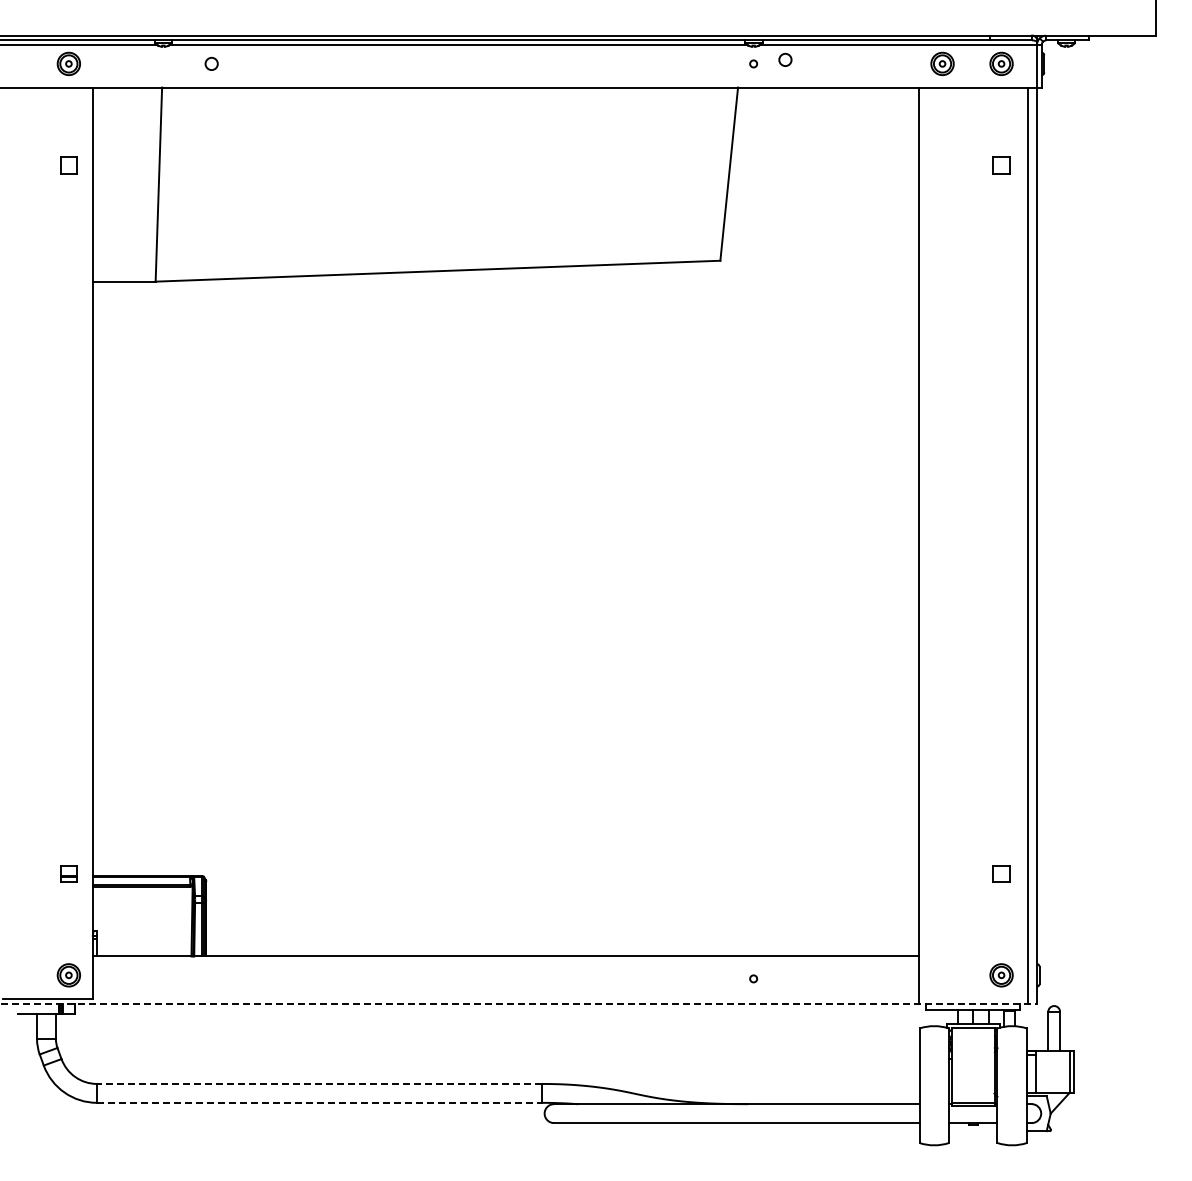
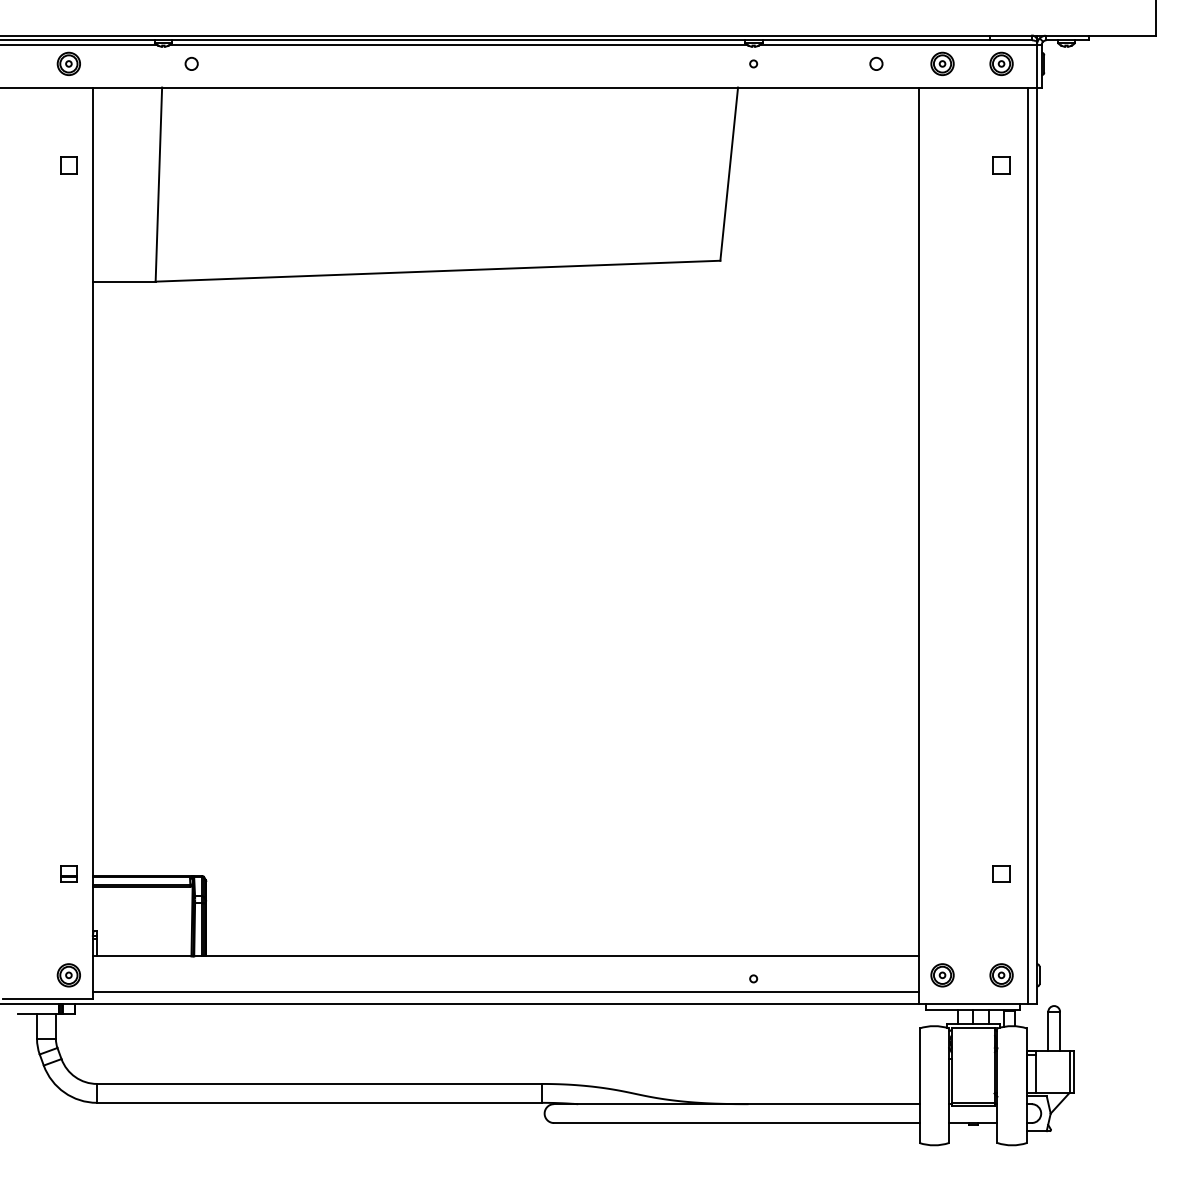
circle position: (785, 59) -> (876, 63) (876, 63)
circle position: (211, 63) -> (191, 63) (191, 63)
part: none -> present (942, 975)
line: none -> present (505, 991)
line: dashed -> solid (519, 1003)
line: dashed -> solid (319, 1083)
line: dashed -> solid (319, 1102)
